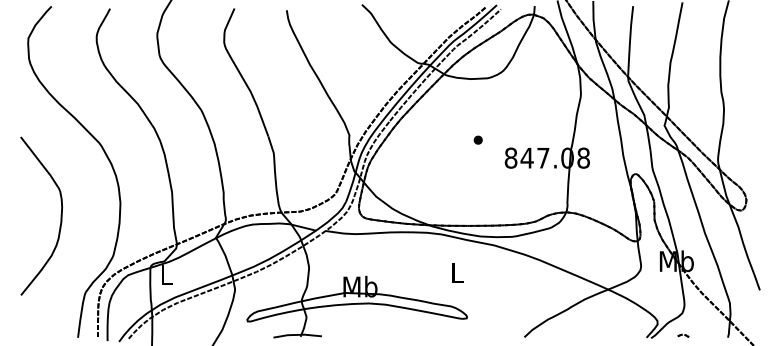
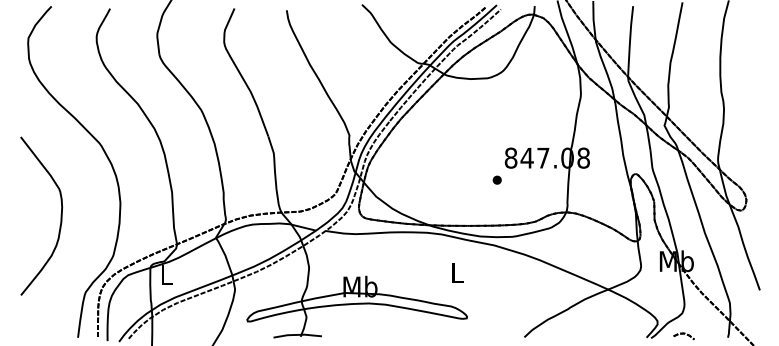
part position: (477, 139) -> (496, 179) (496, 179)
part size: 13x5 px -> 22x9 px (683, 336)
